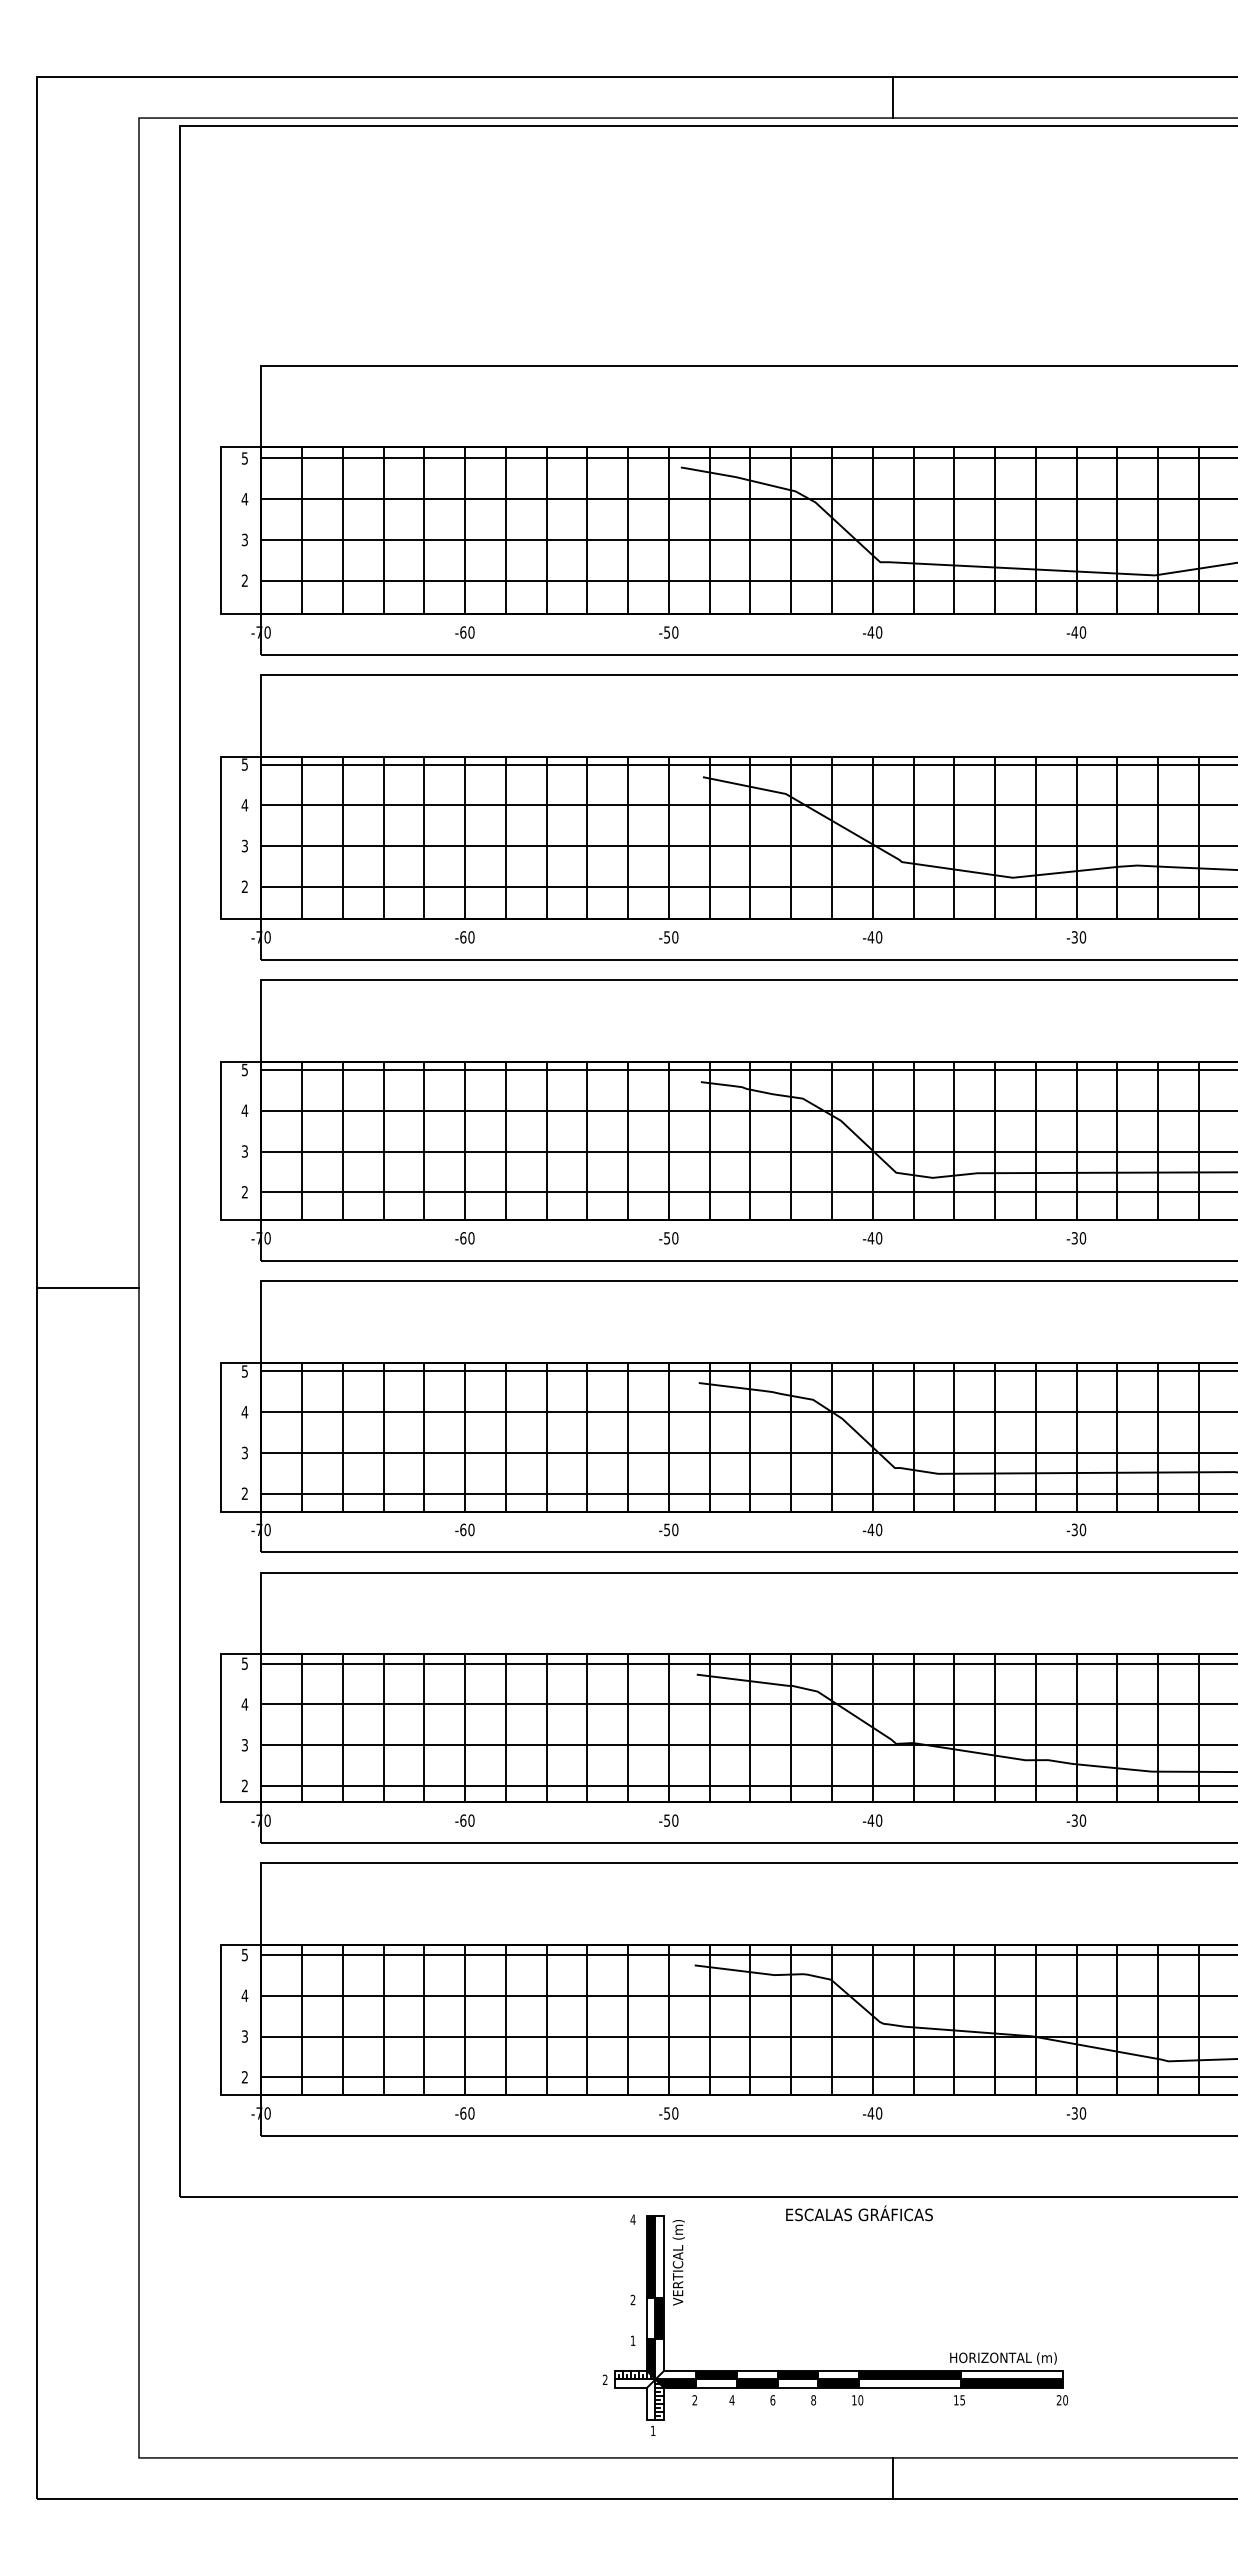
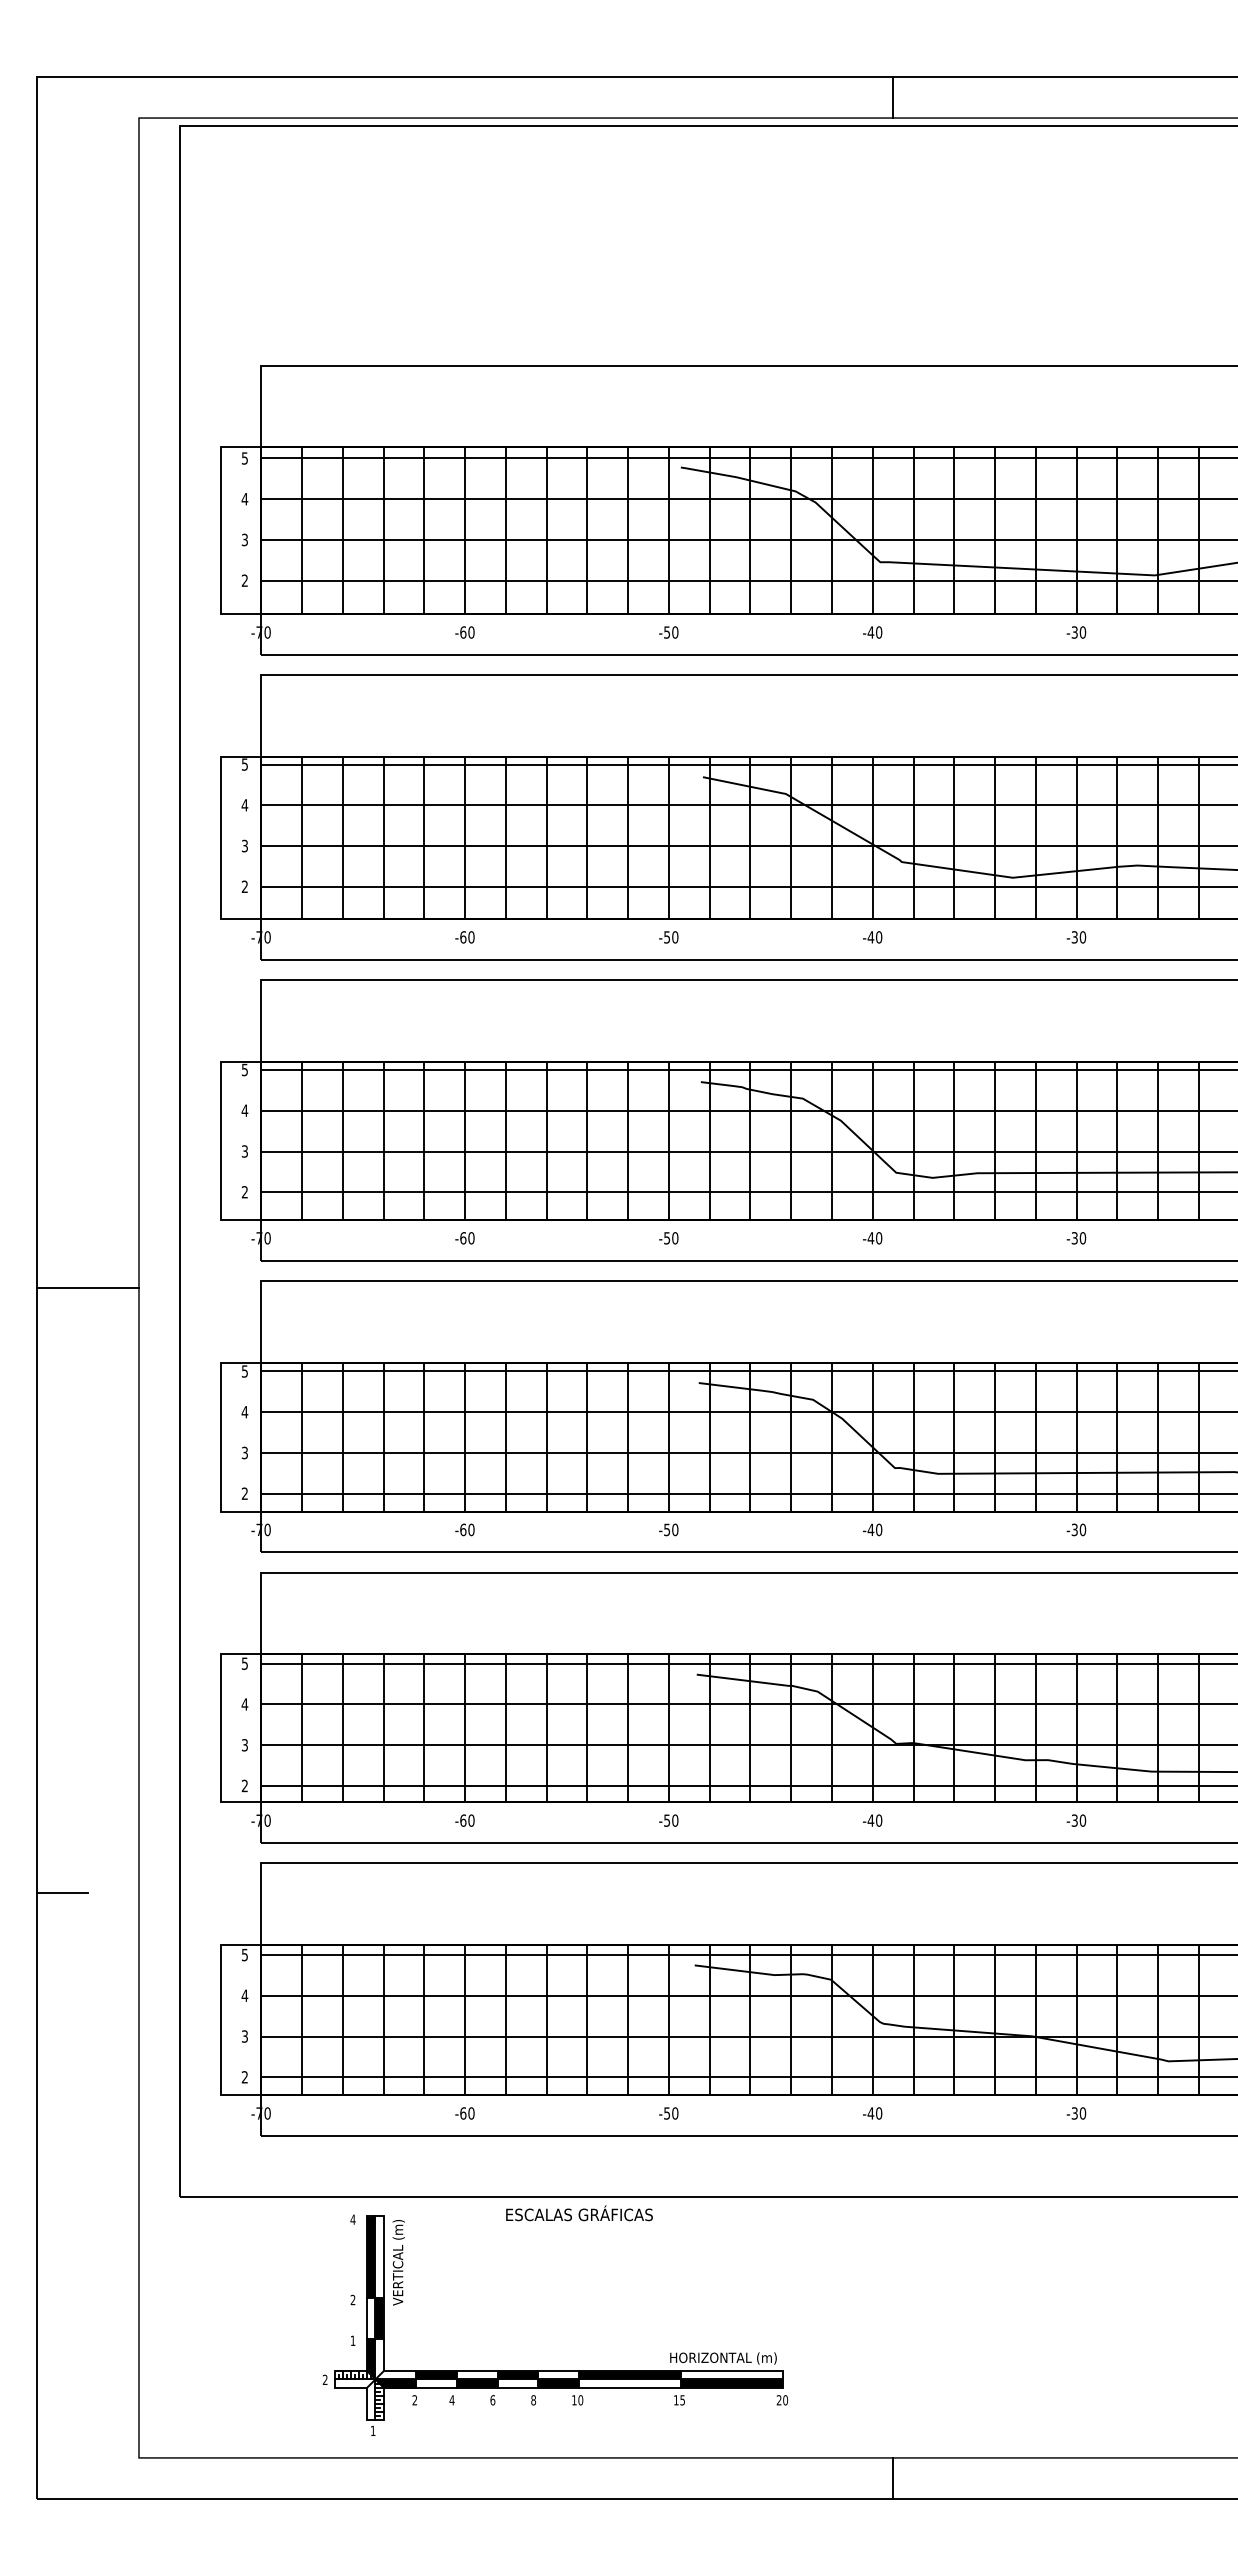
text: -40 -> -30 (1074, 632)
line: none -> present (62, 1893)
part position: (835, 2370) -> (555, 2370) (555, 2370)
